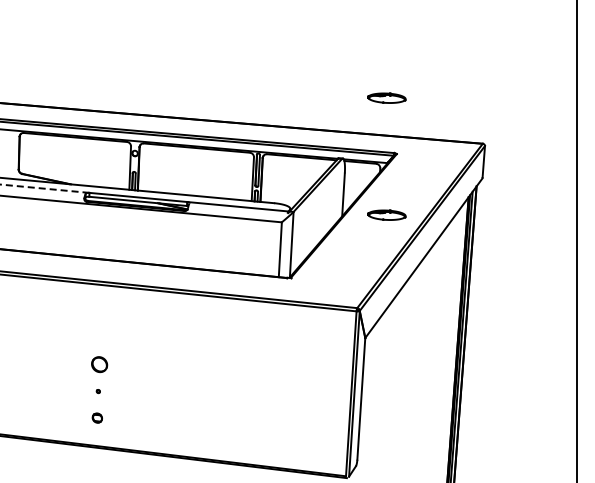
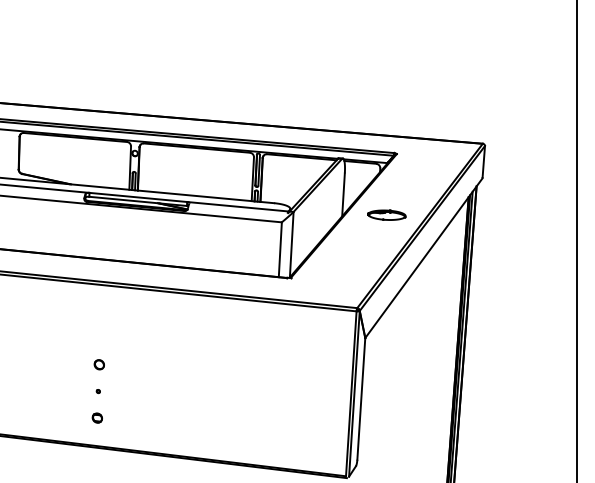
part: present -> none (386, 97)
line: dashed -> solid (44, 188)
part size: 18x18 px -> 12x12 px (98, 364)
